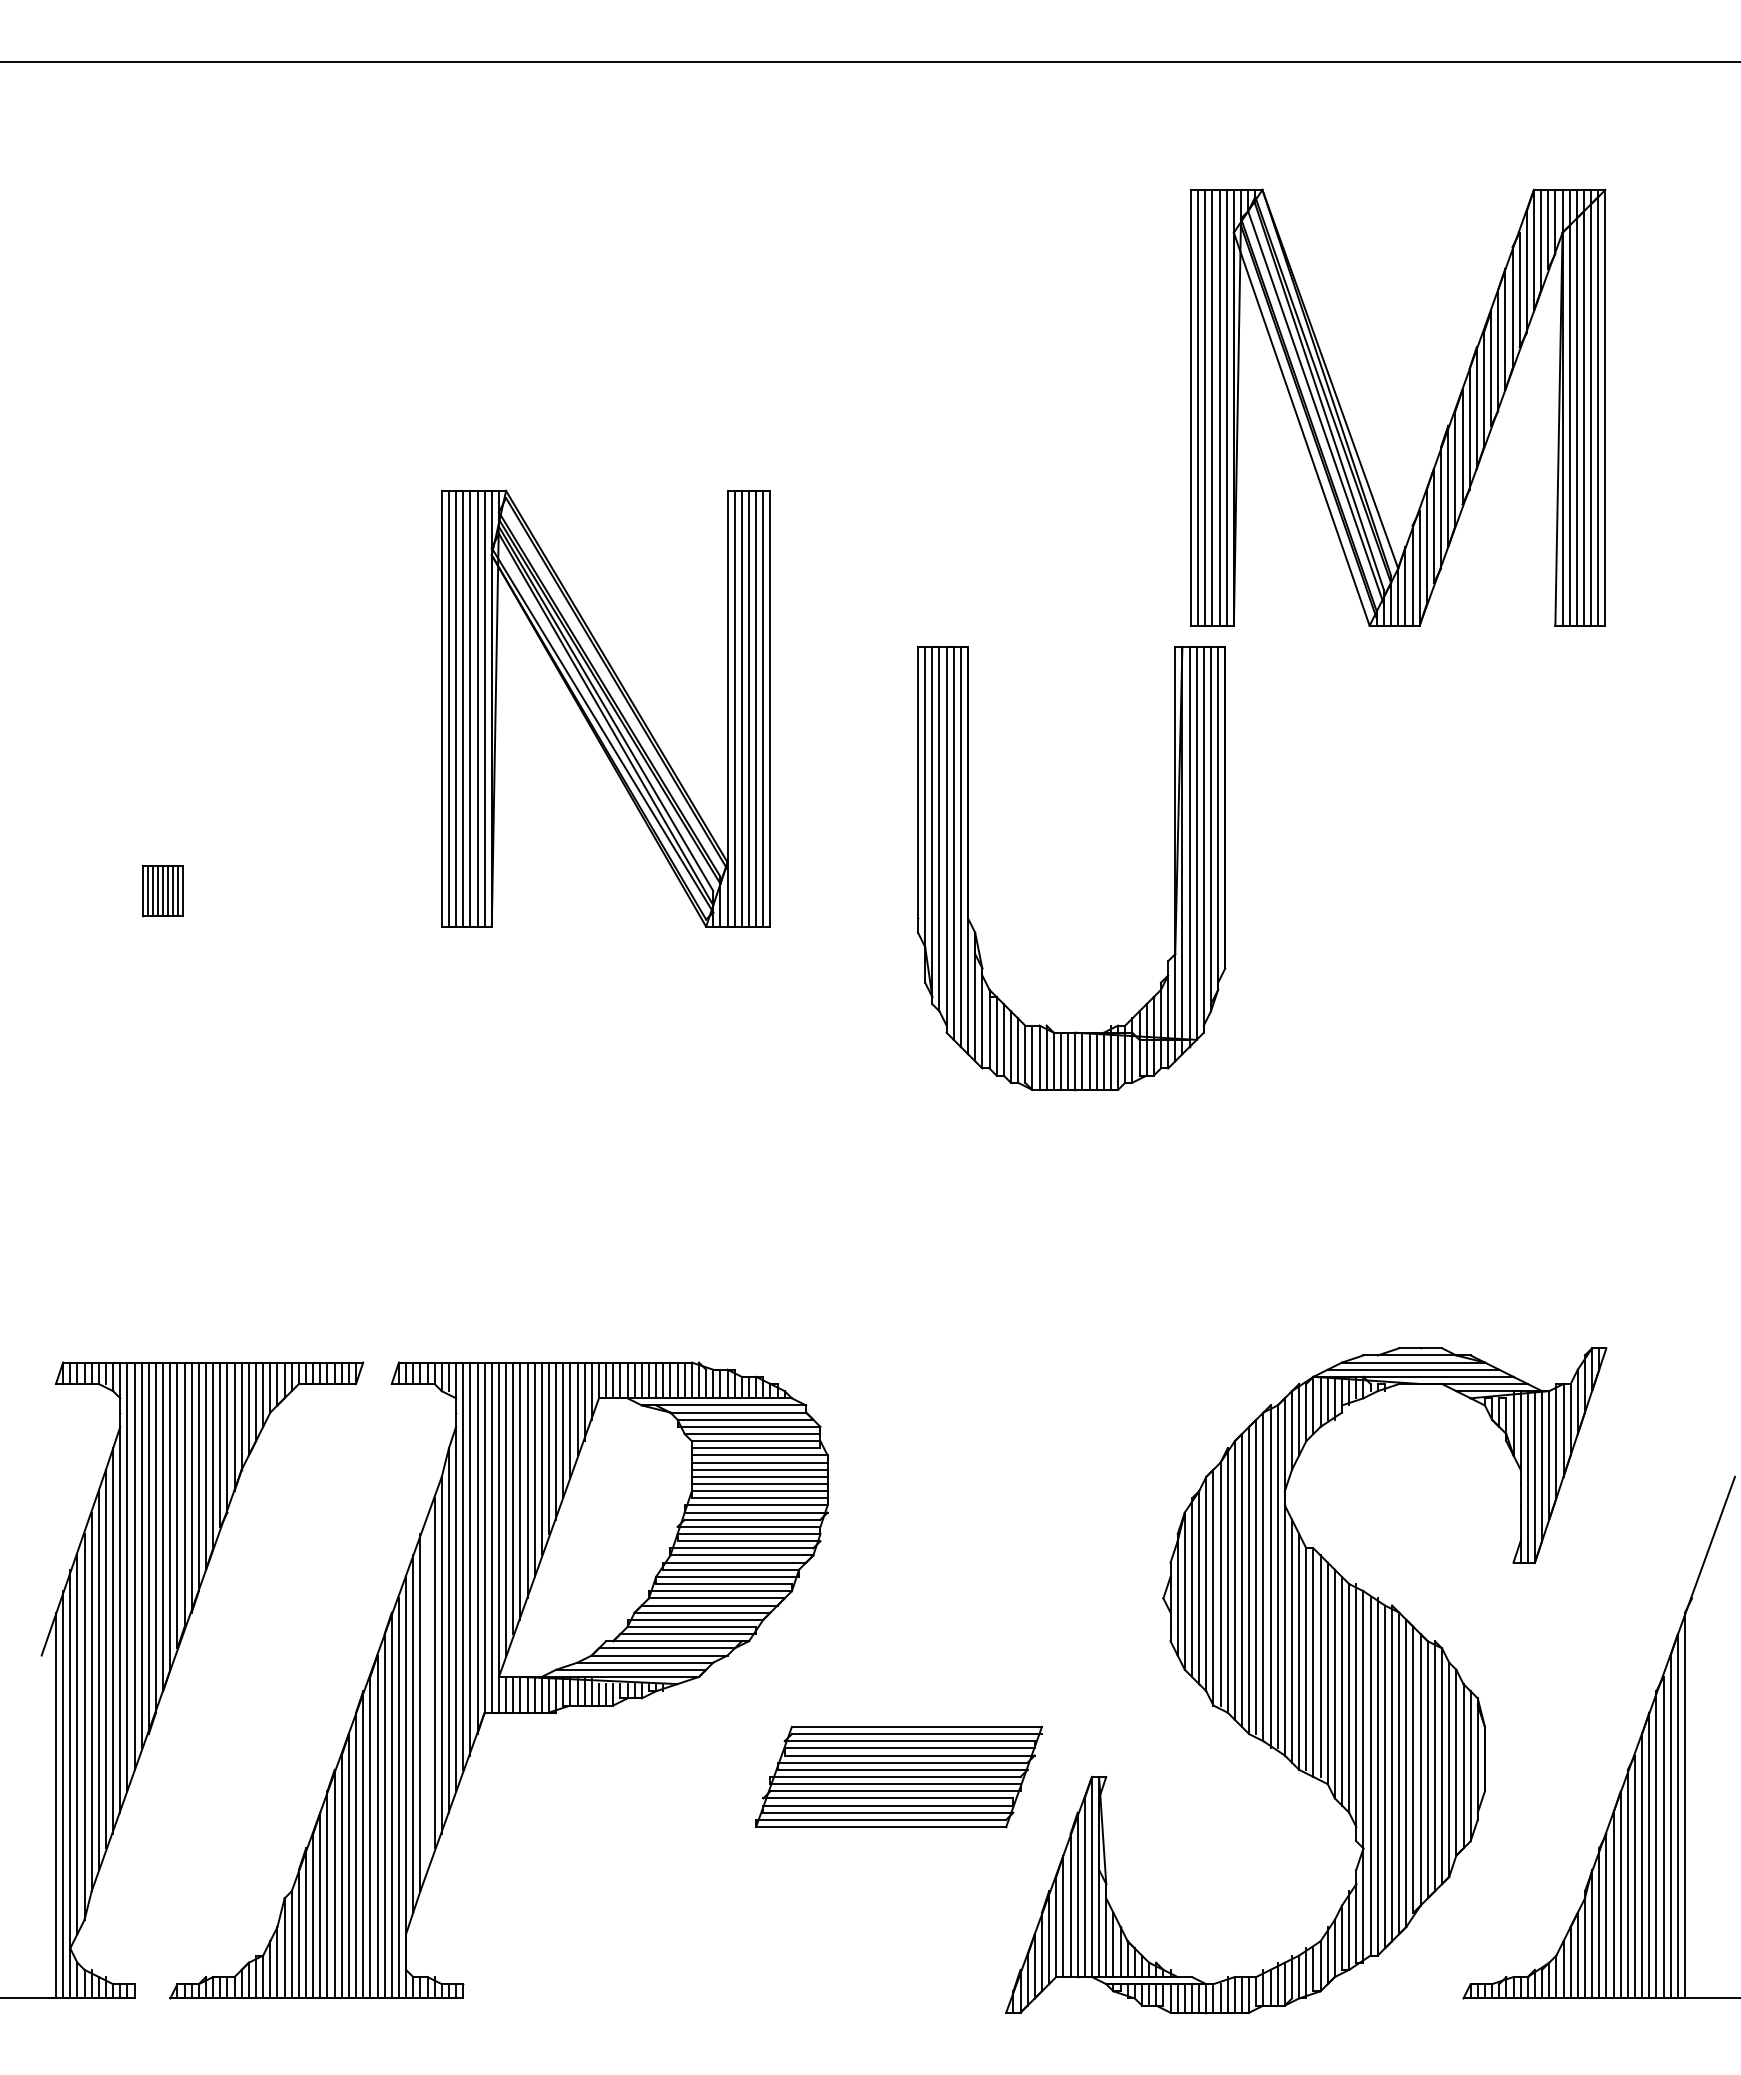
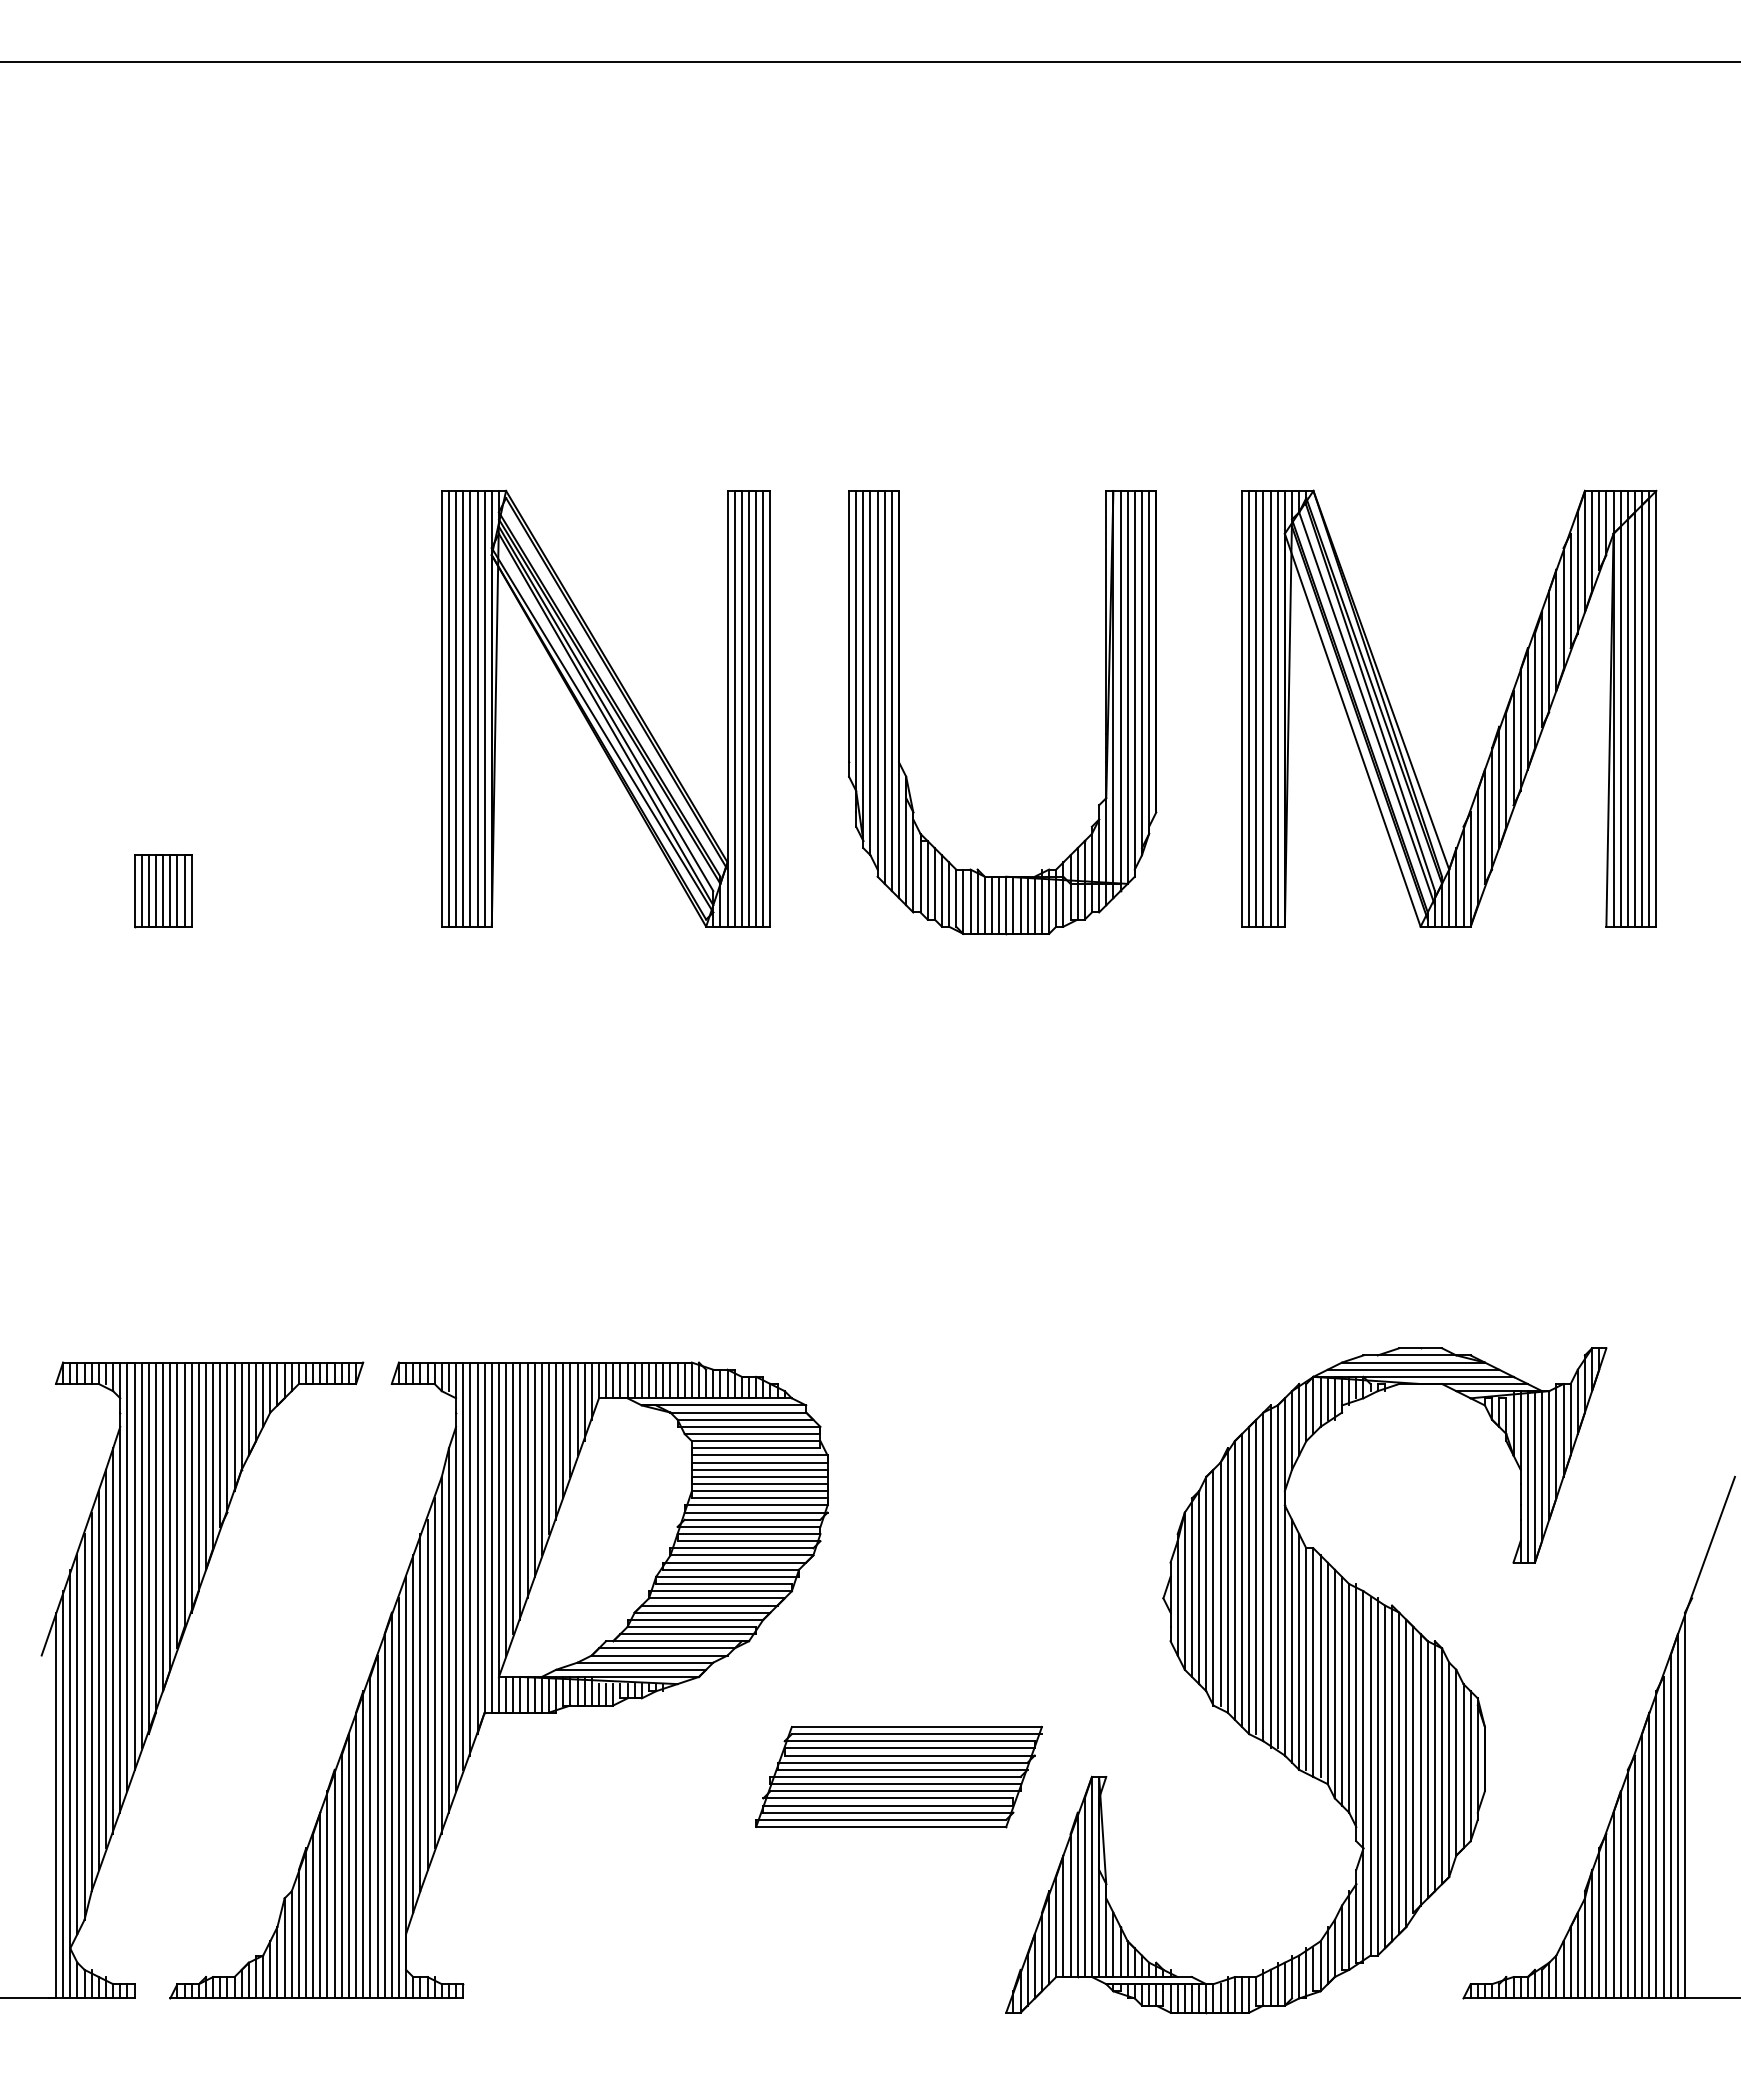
part position: (1447, 424) -> (1498, 725) (1498, 725)
part position: (968, 868) -> (899, 712) (899, 712)
part size: 42x53 px -> 59x75 px (163, 891)
line: none -> present (427, 1694)
